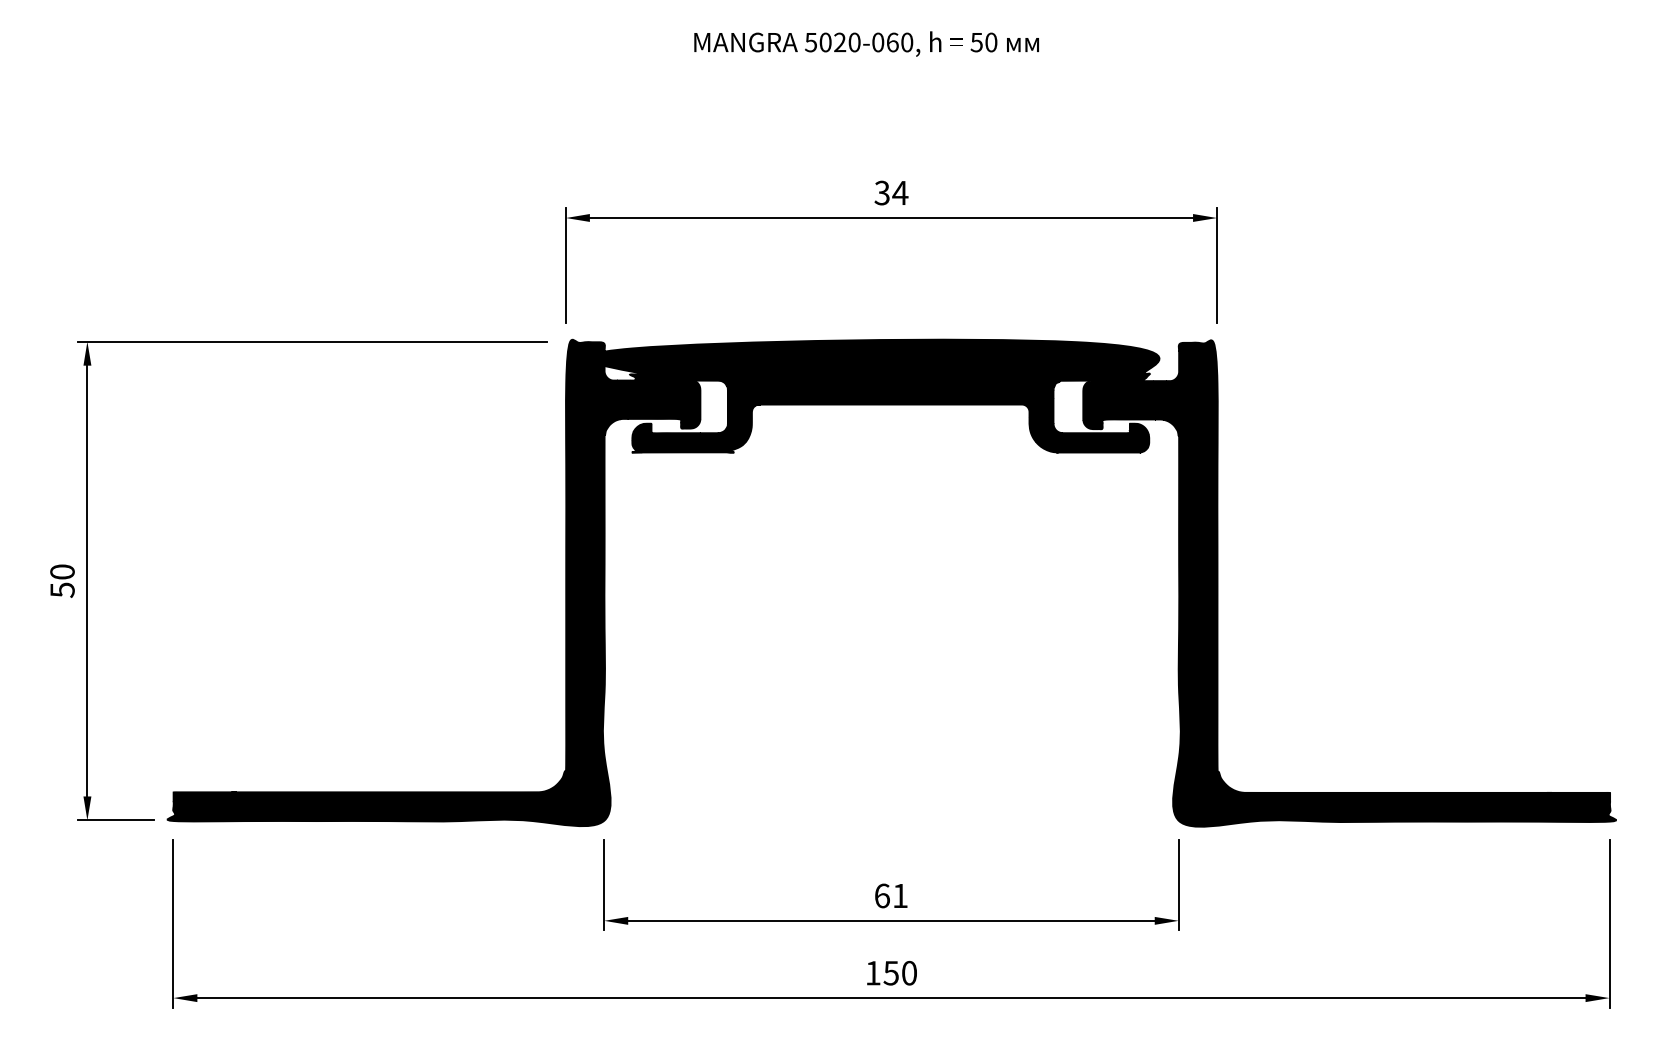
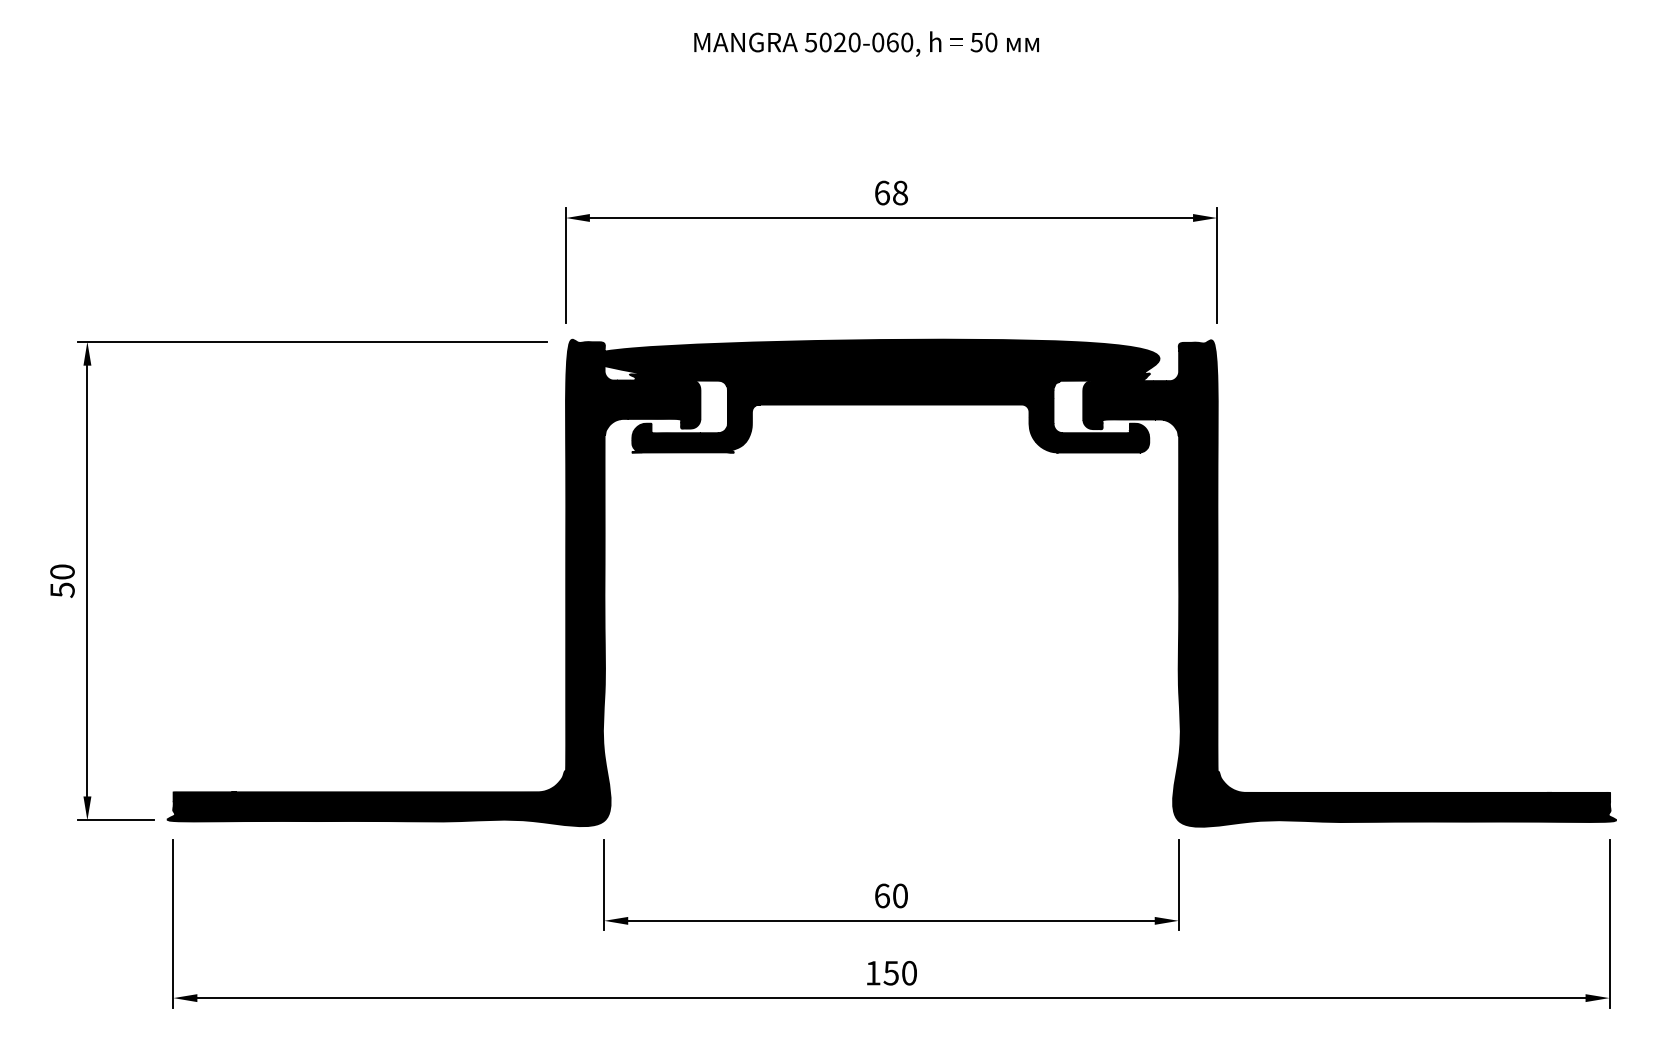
text: 34 -> 68 (891, 192)
text: 61 -> 60 (900, 895)
